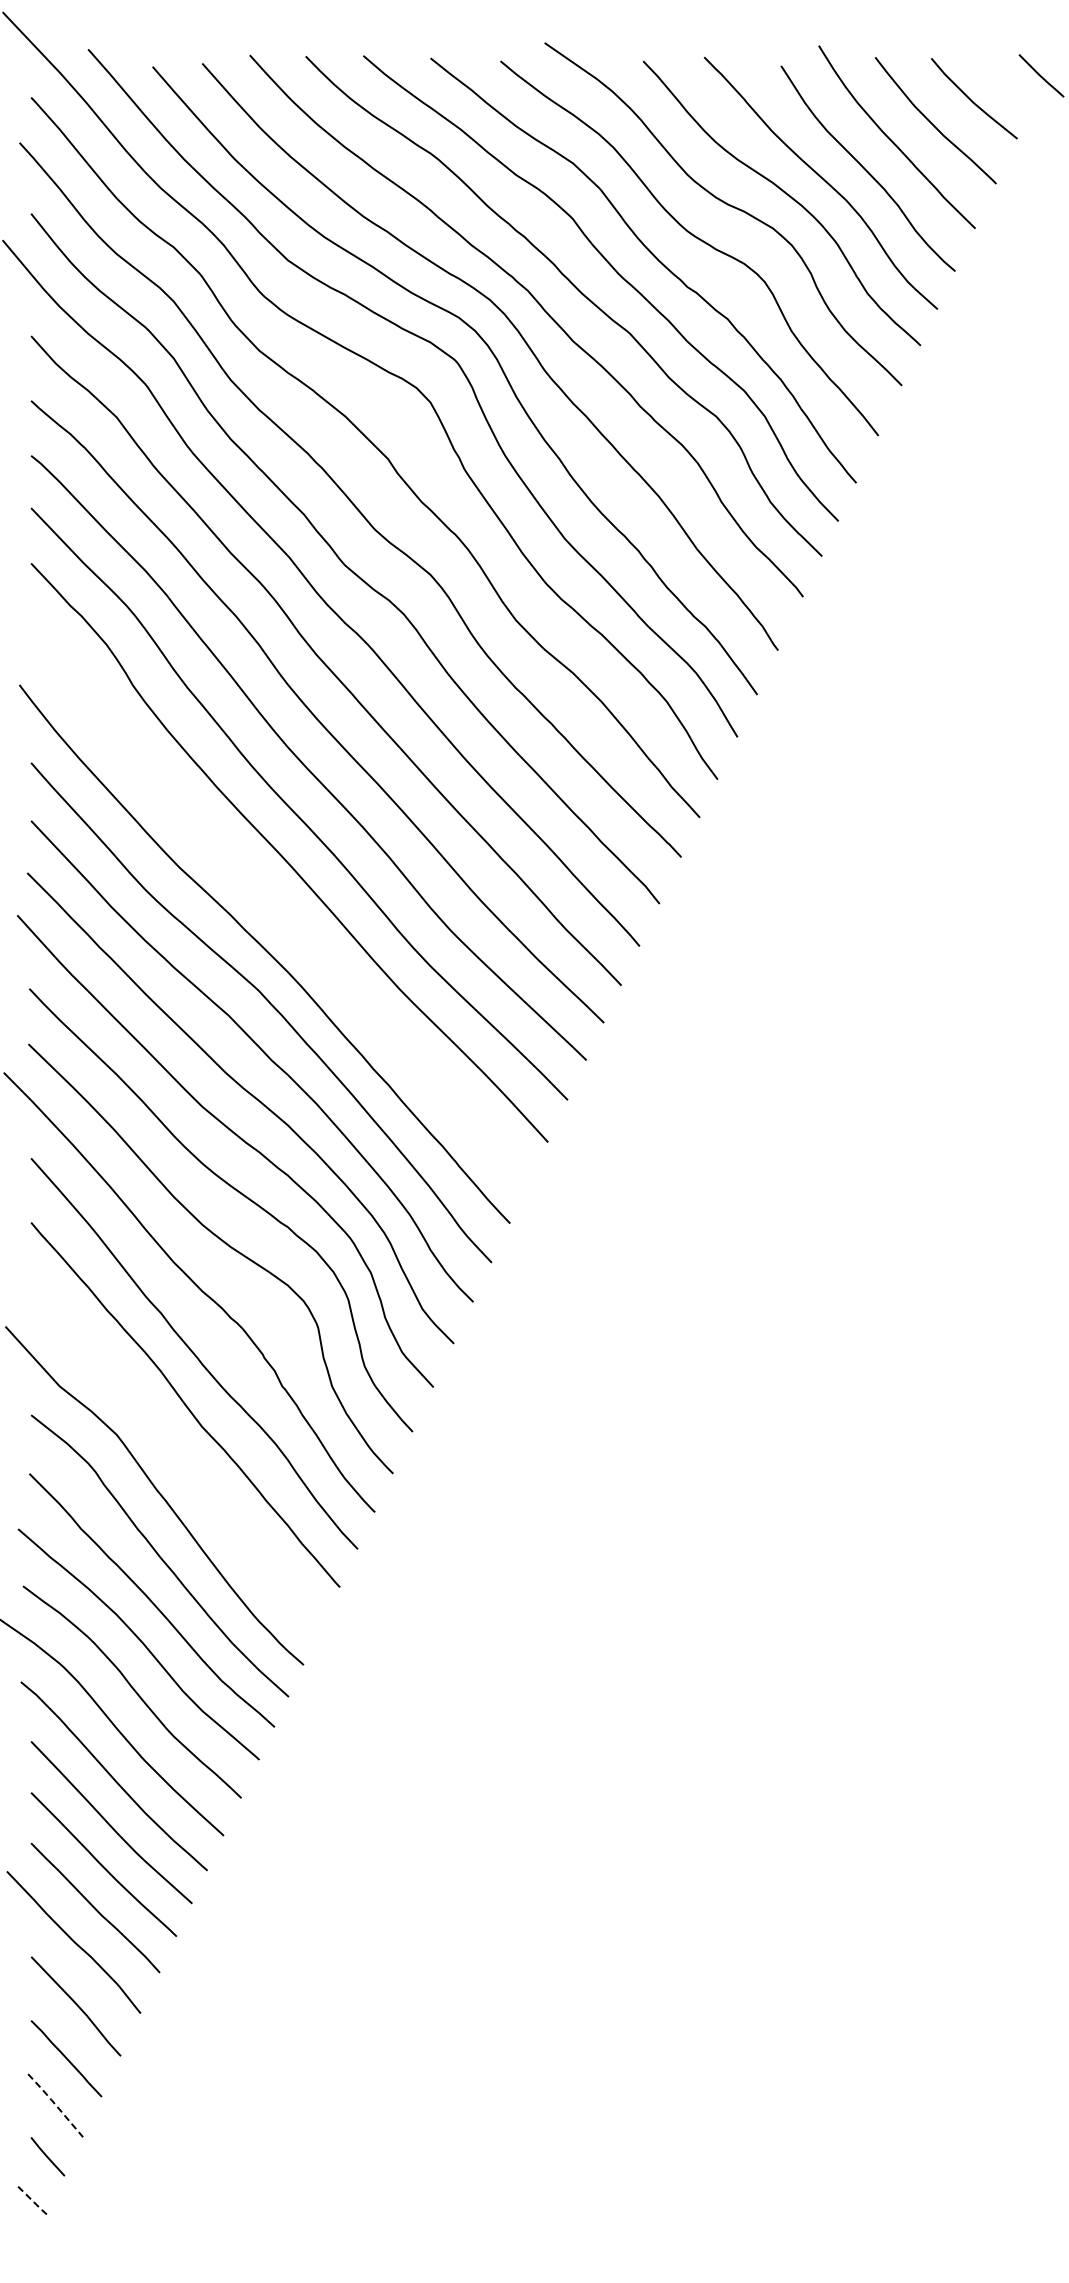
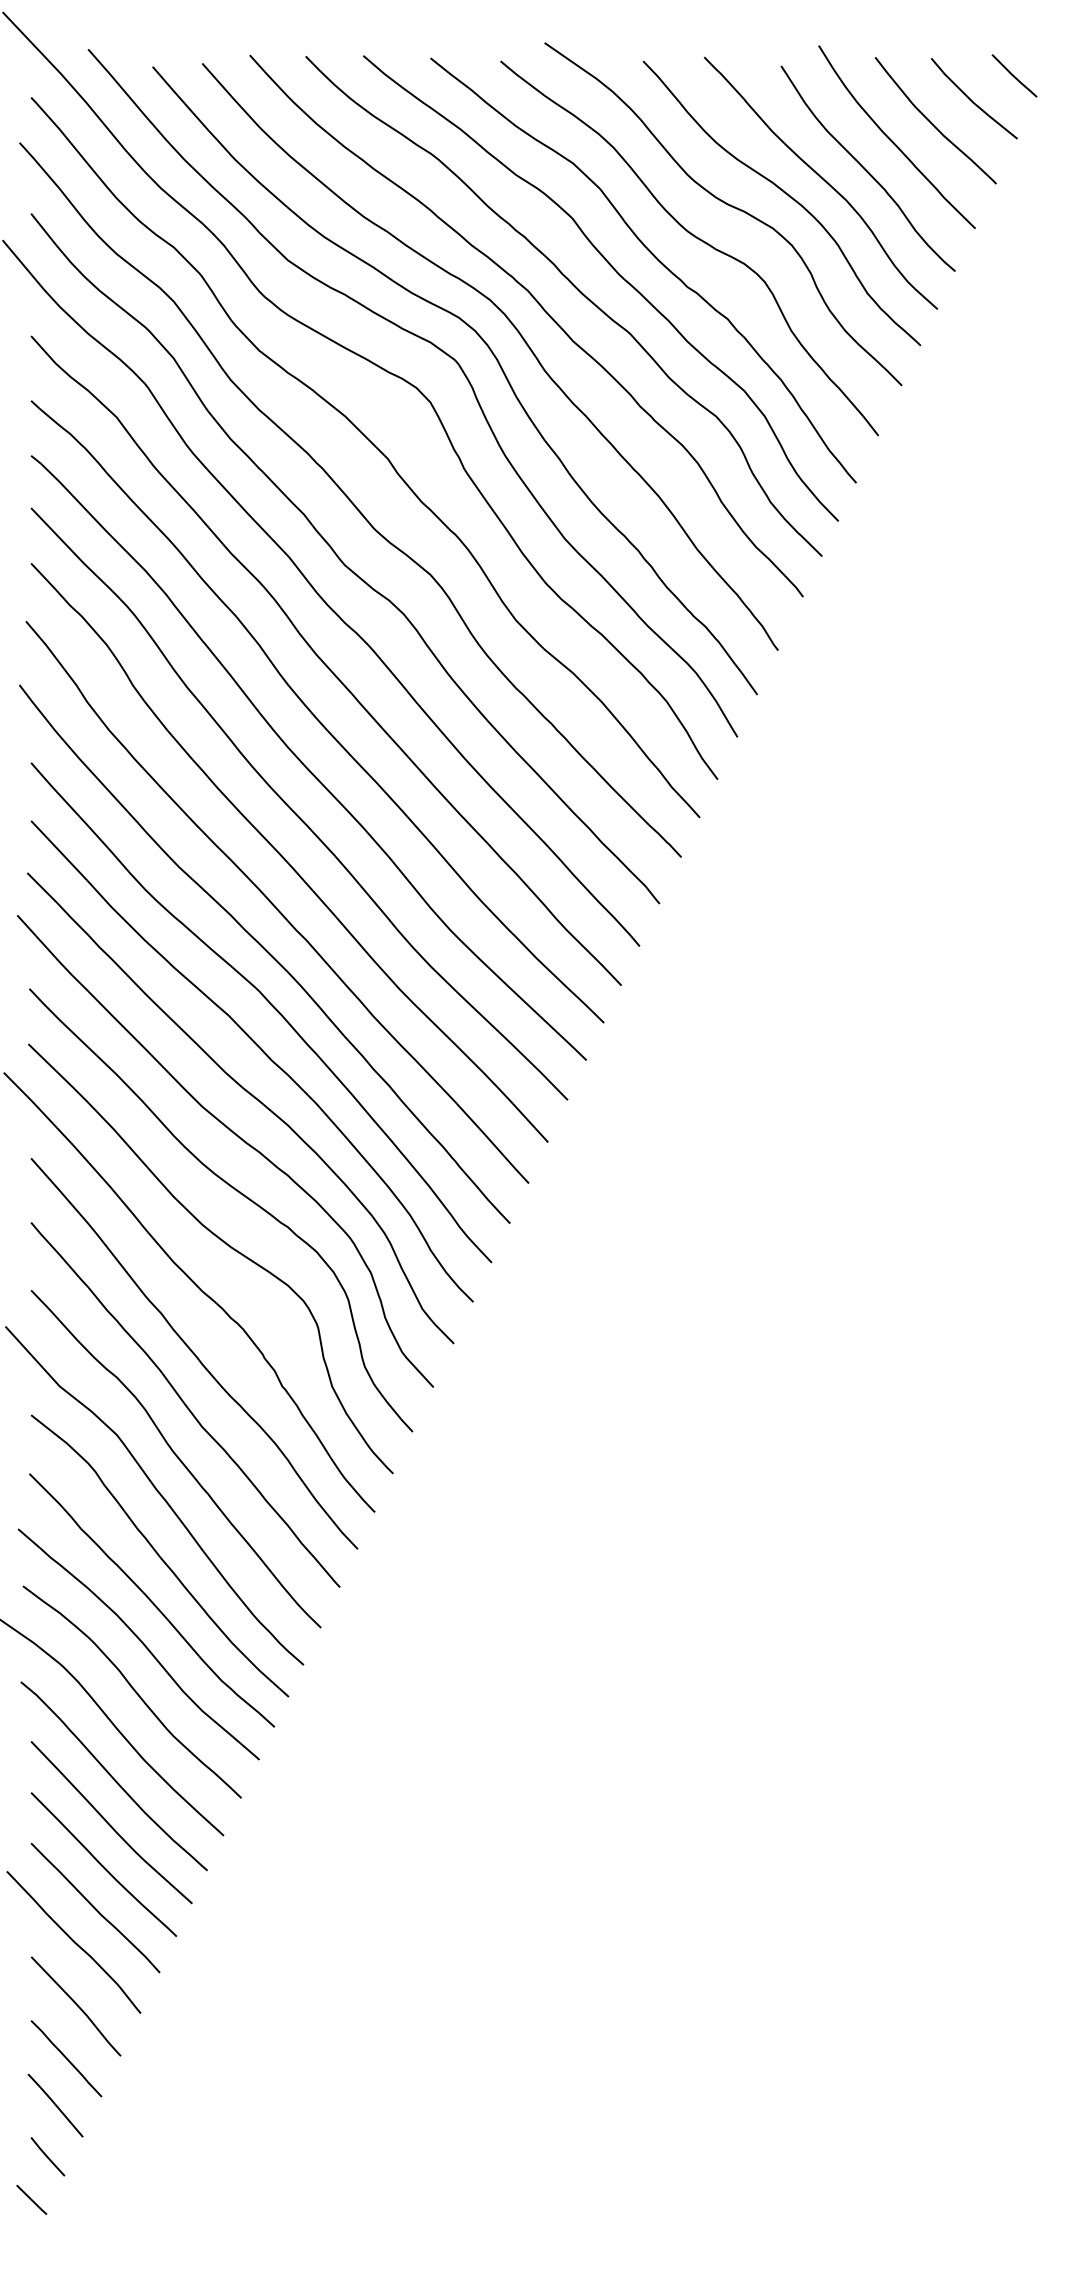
line position: (1041, 75) -> (1014, 75) (1014, 75)
curve: none -> present (274, 904)
curve: none -> present (176, 1457)
line: dashed -> solid (55, 2104)
line: dashed -> solid (32, 2200)
